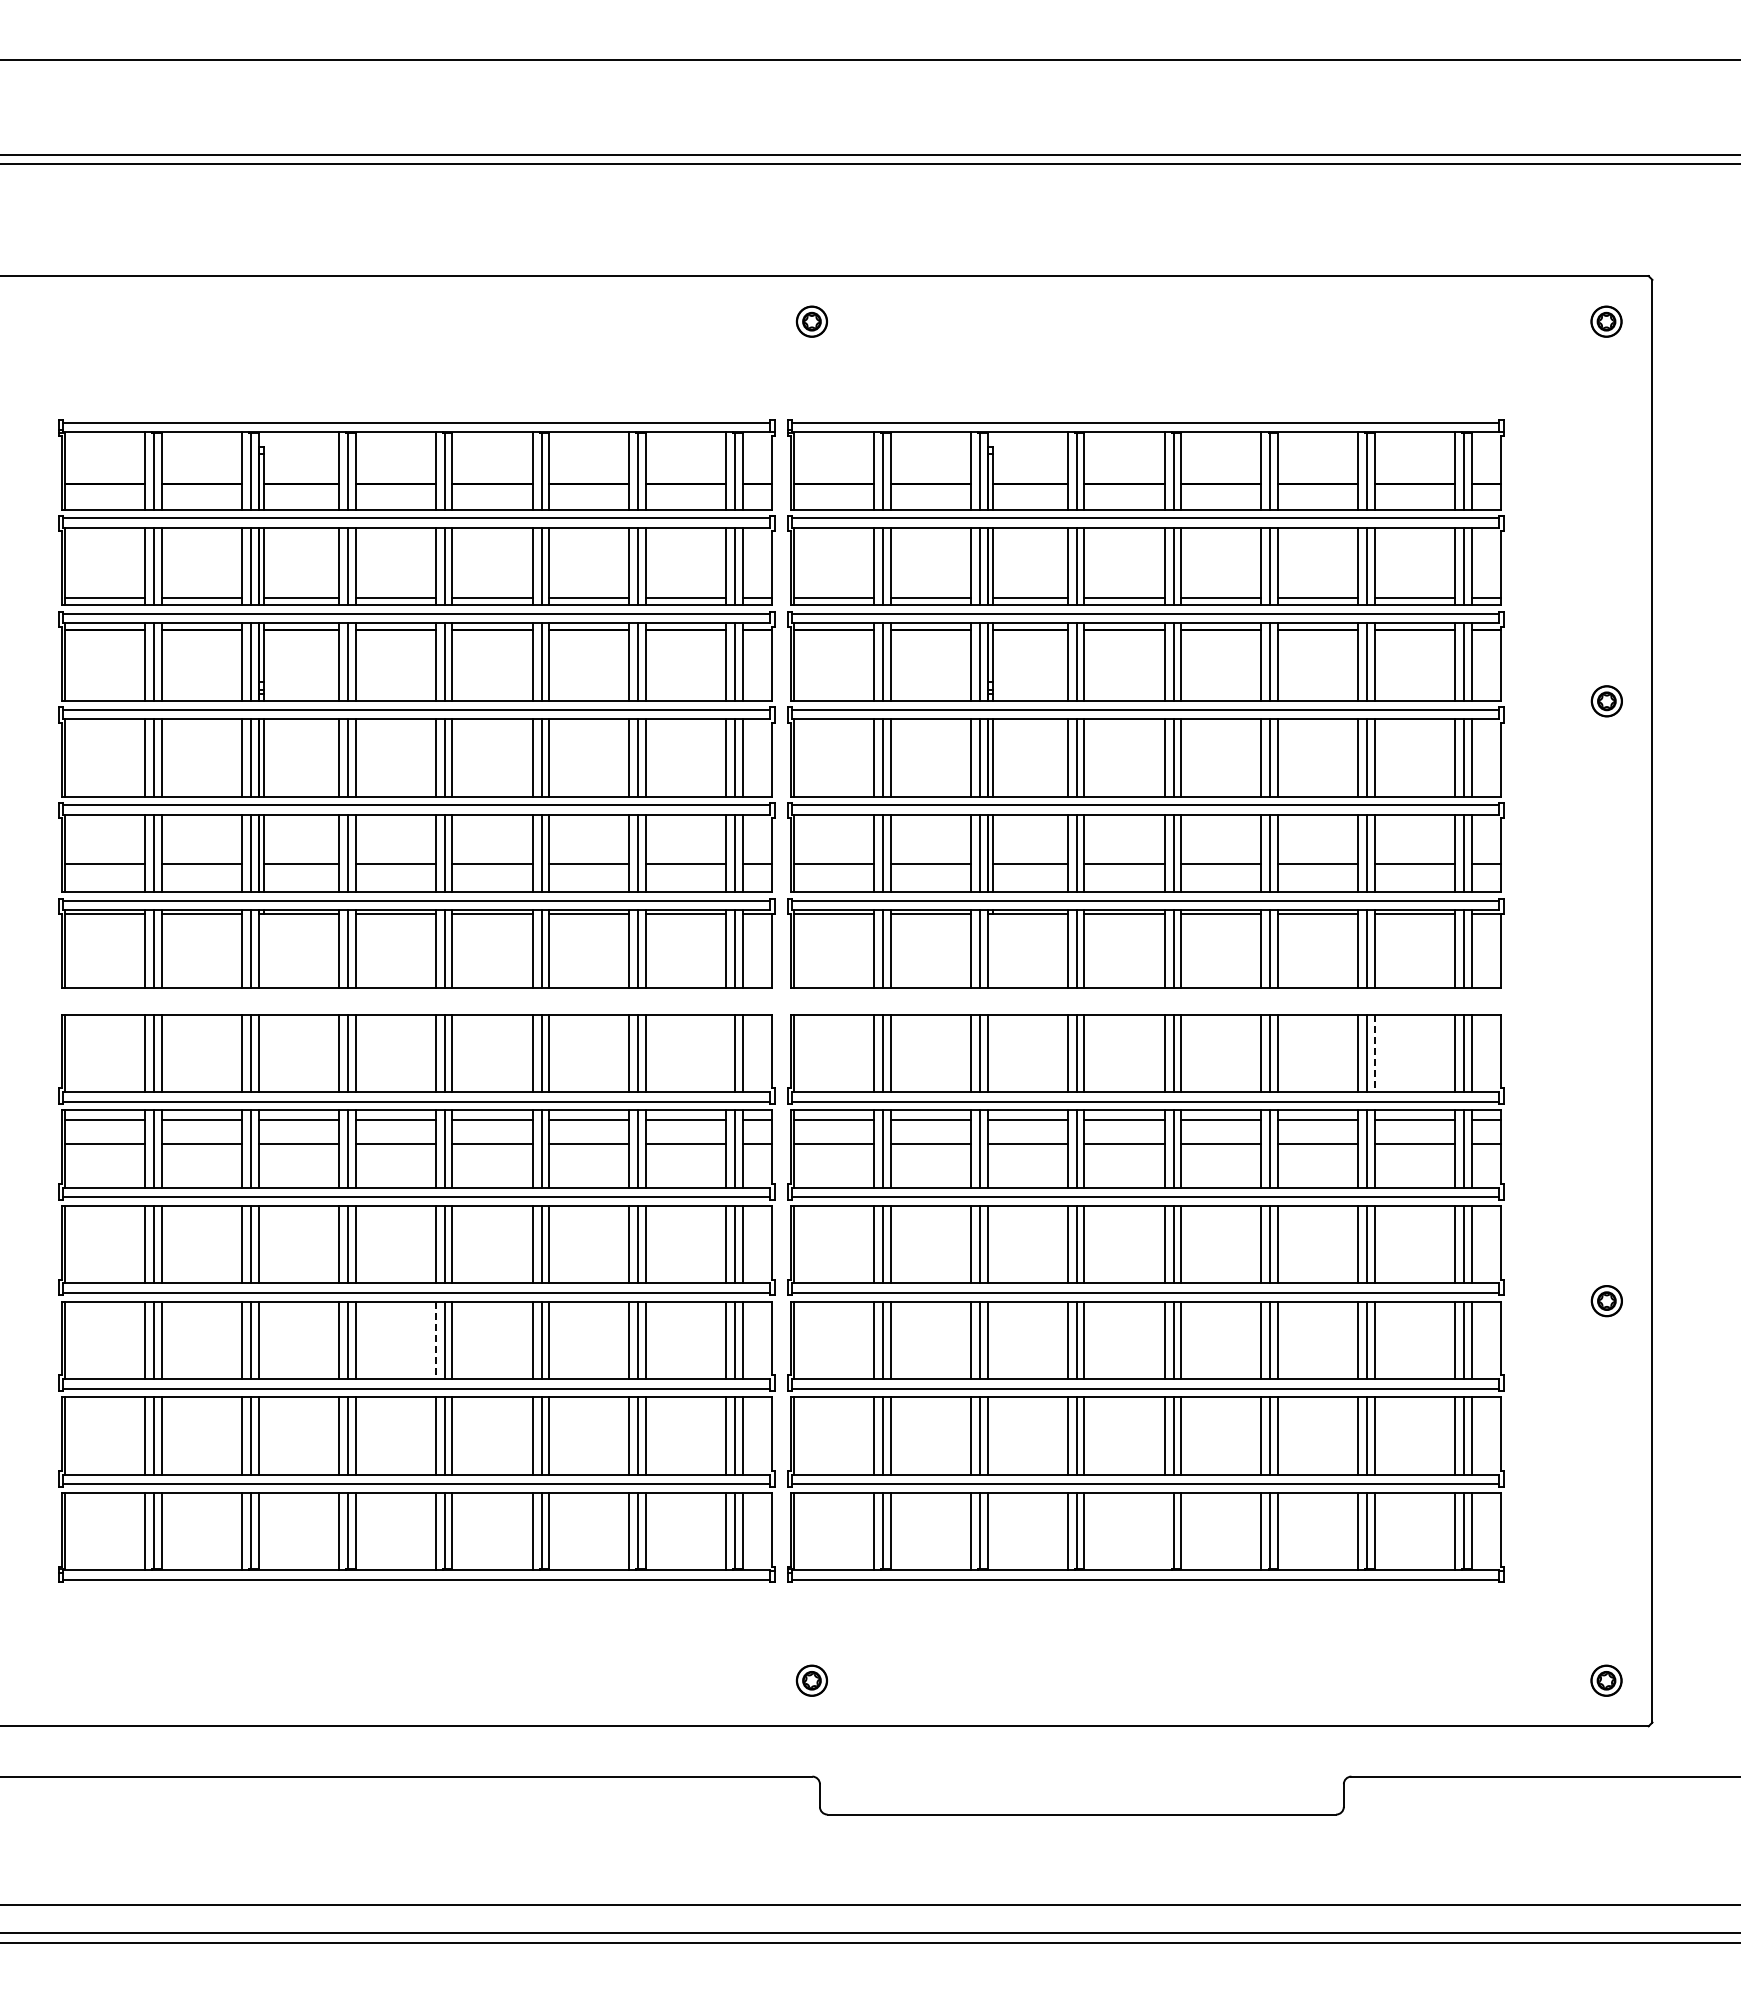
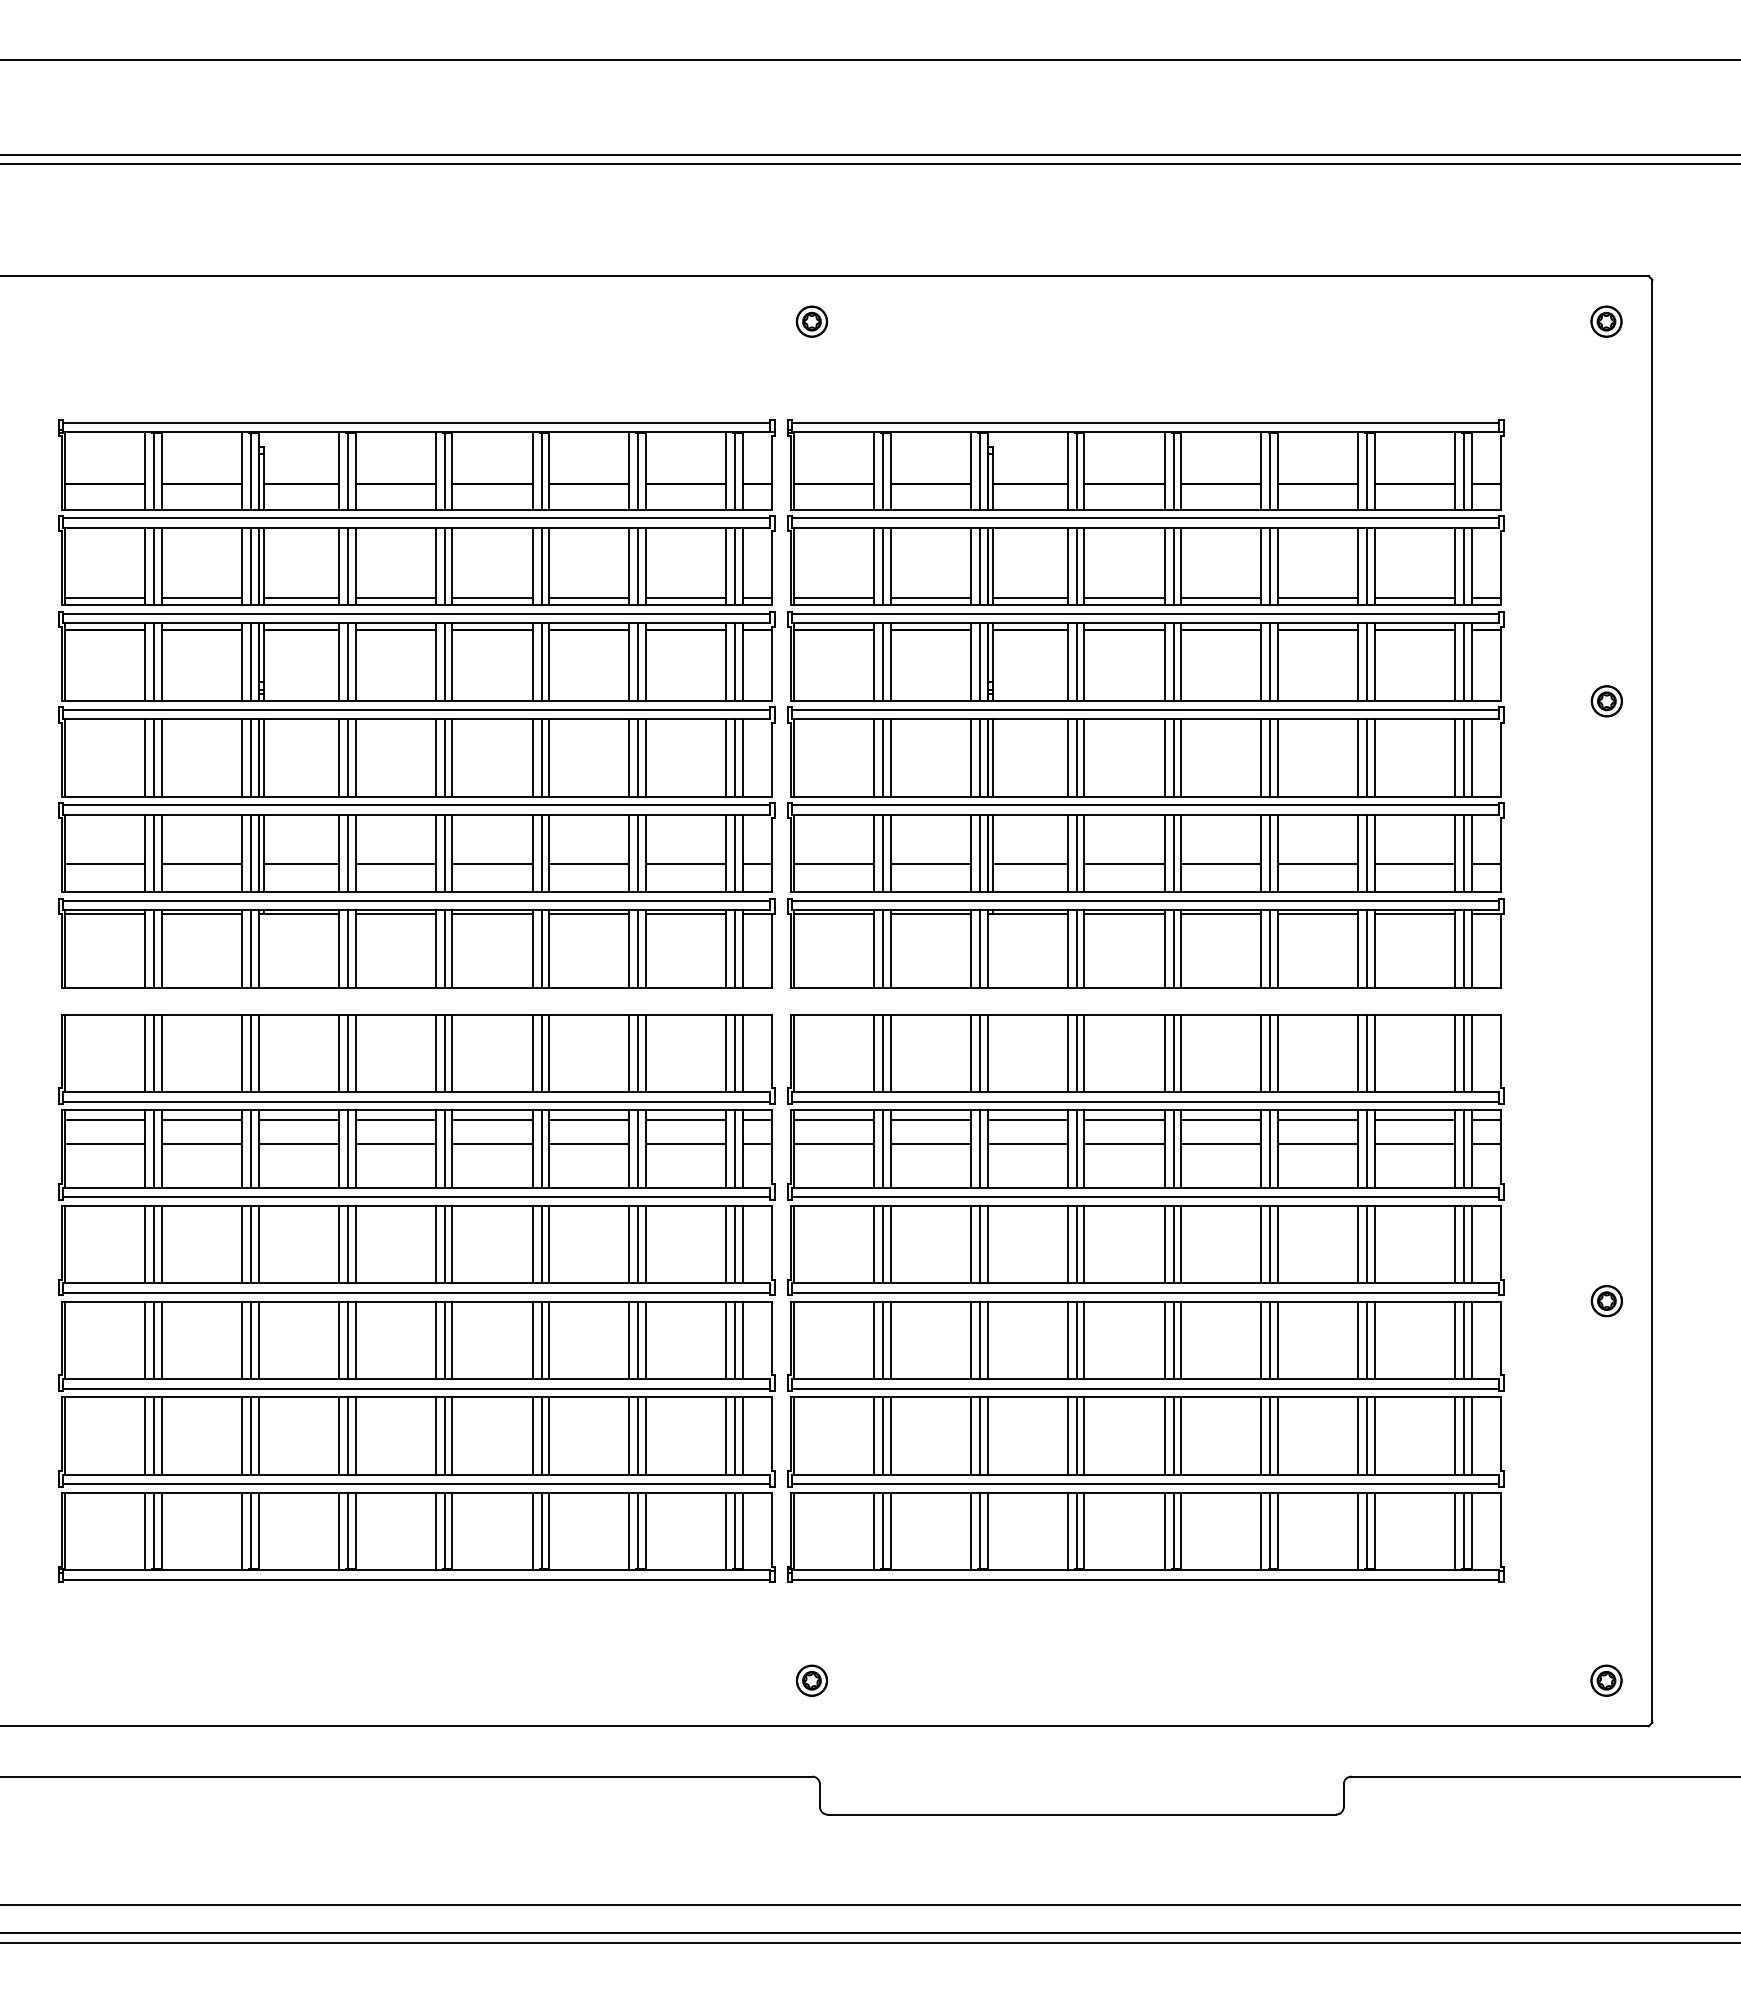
line: none -> present (726, 1053)
line: dashed -> solid (1374, 1053)
line: dashed -> solid (435, 1340)
line: none -> present (1164, 1531)
